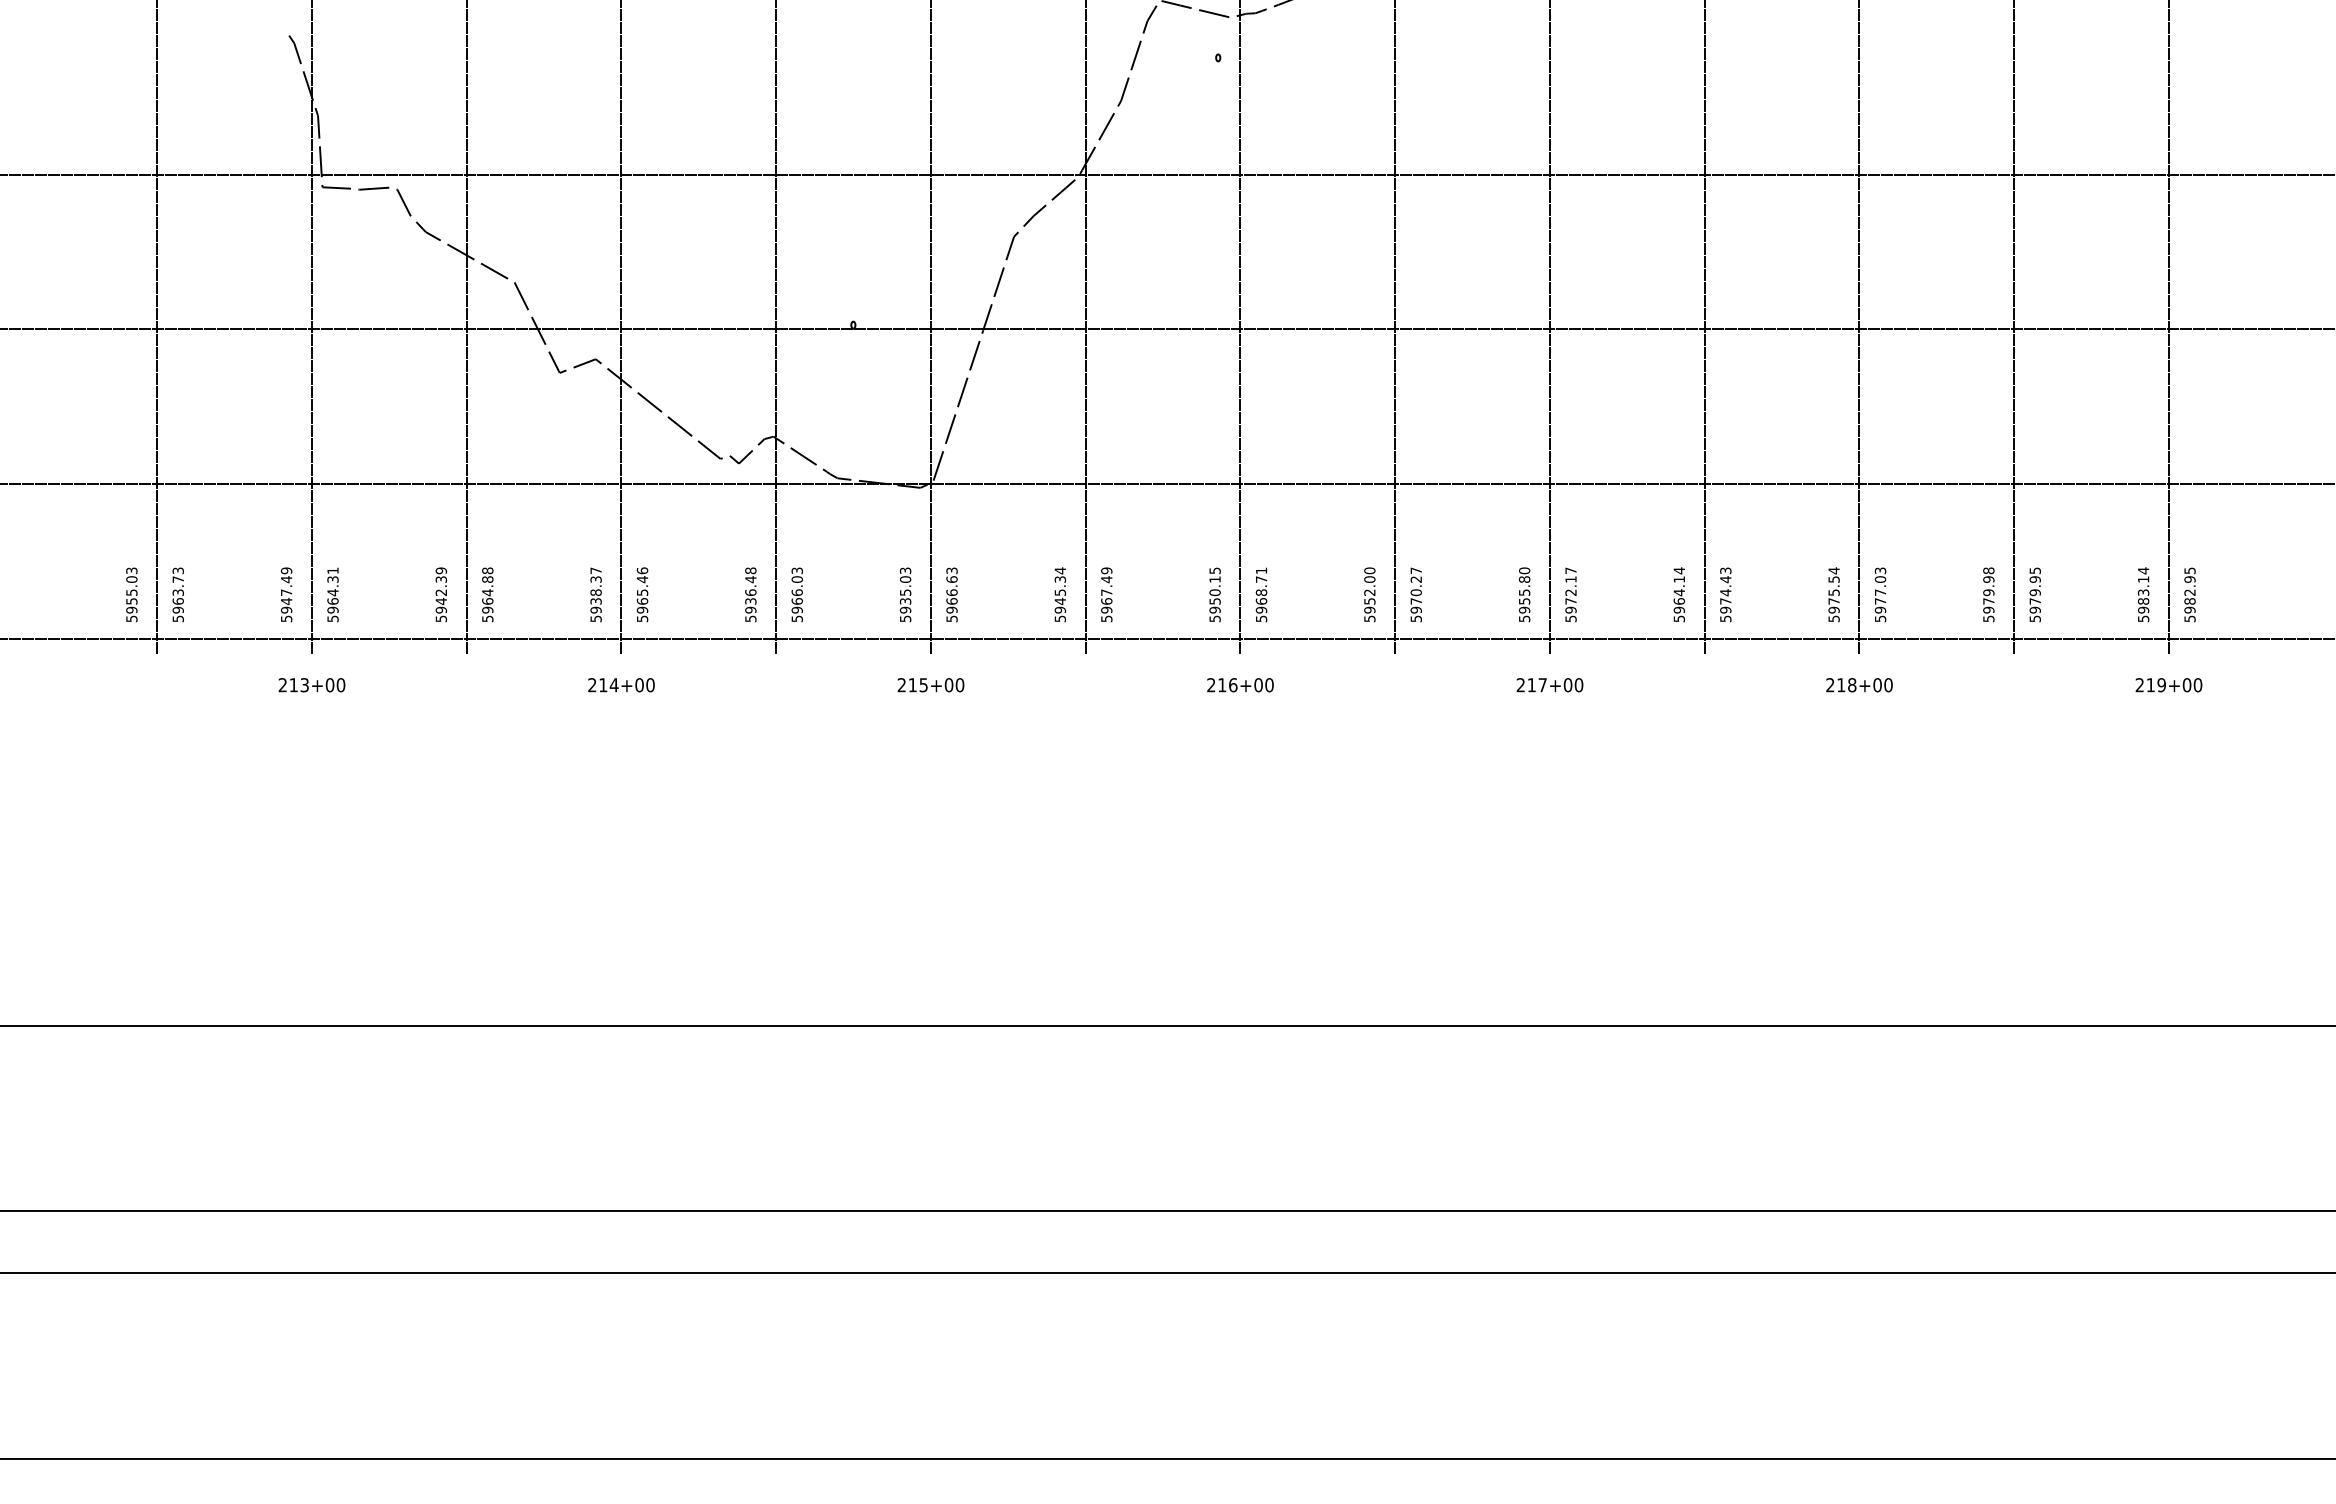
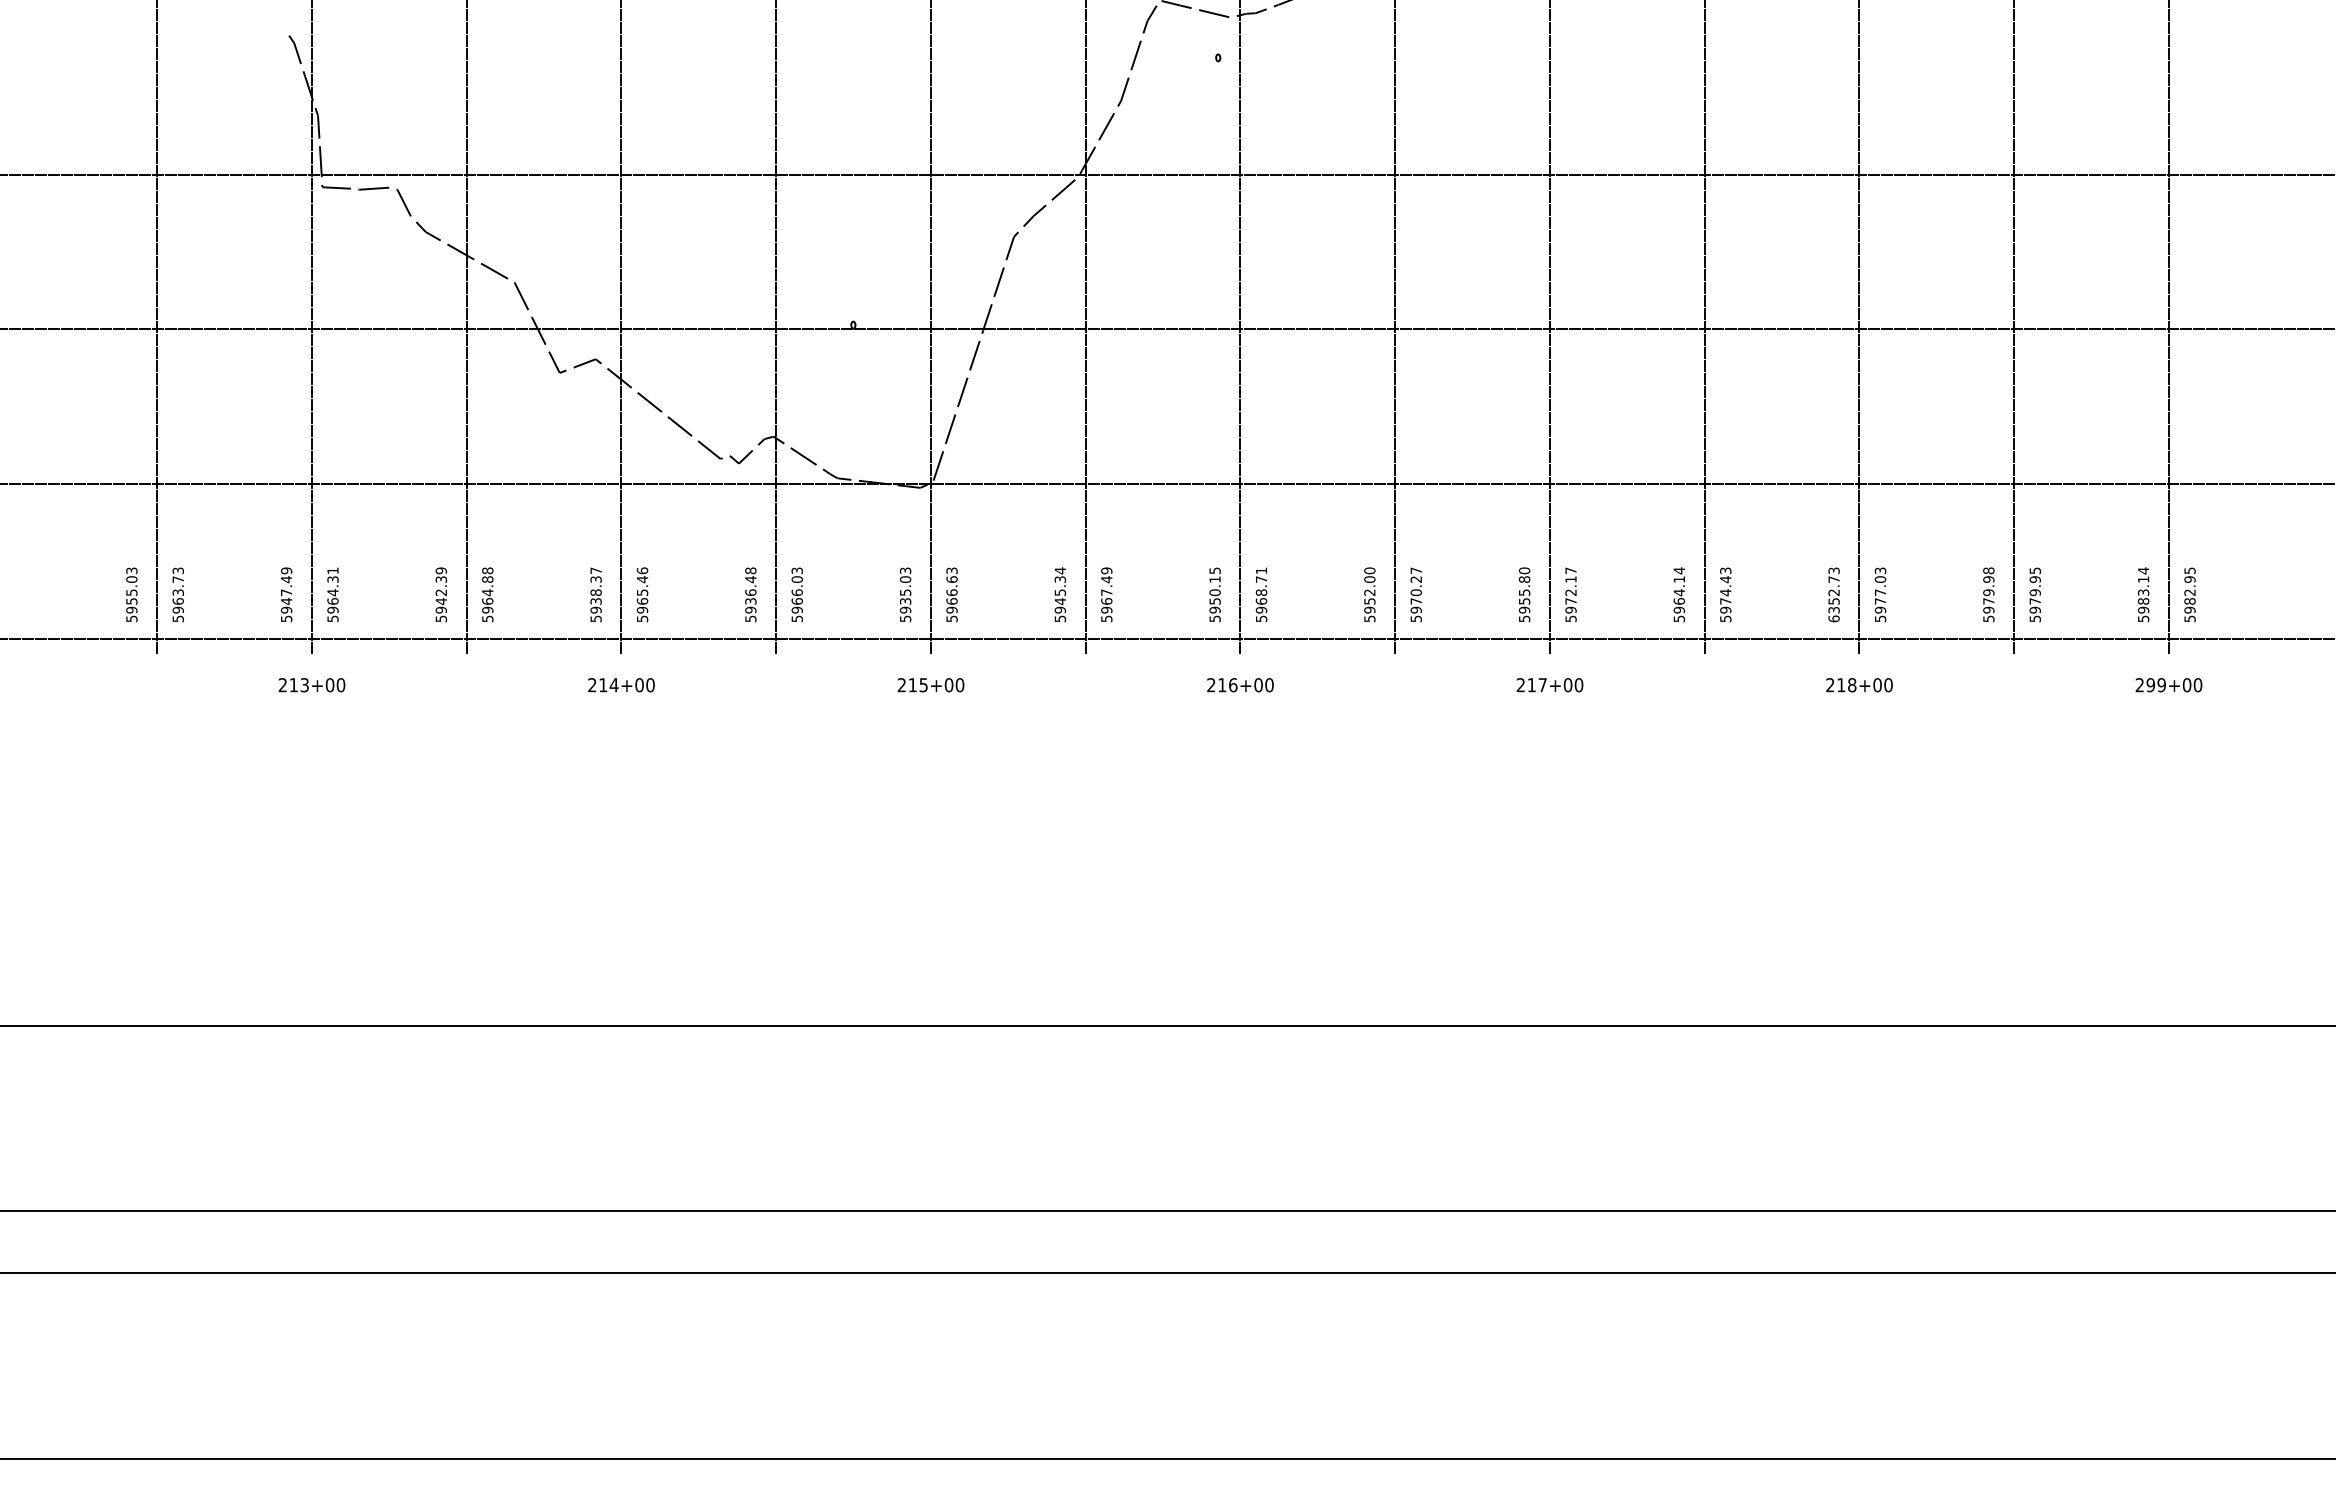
text: 5975.54 -> 6352.73 (1833, 594)
text: 219+00 -> 299+00 (2150, 685)
